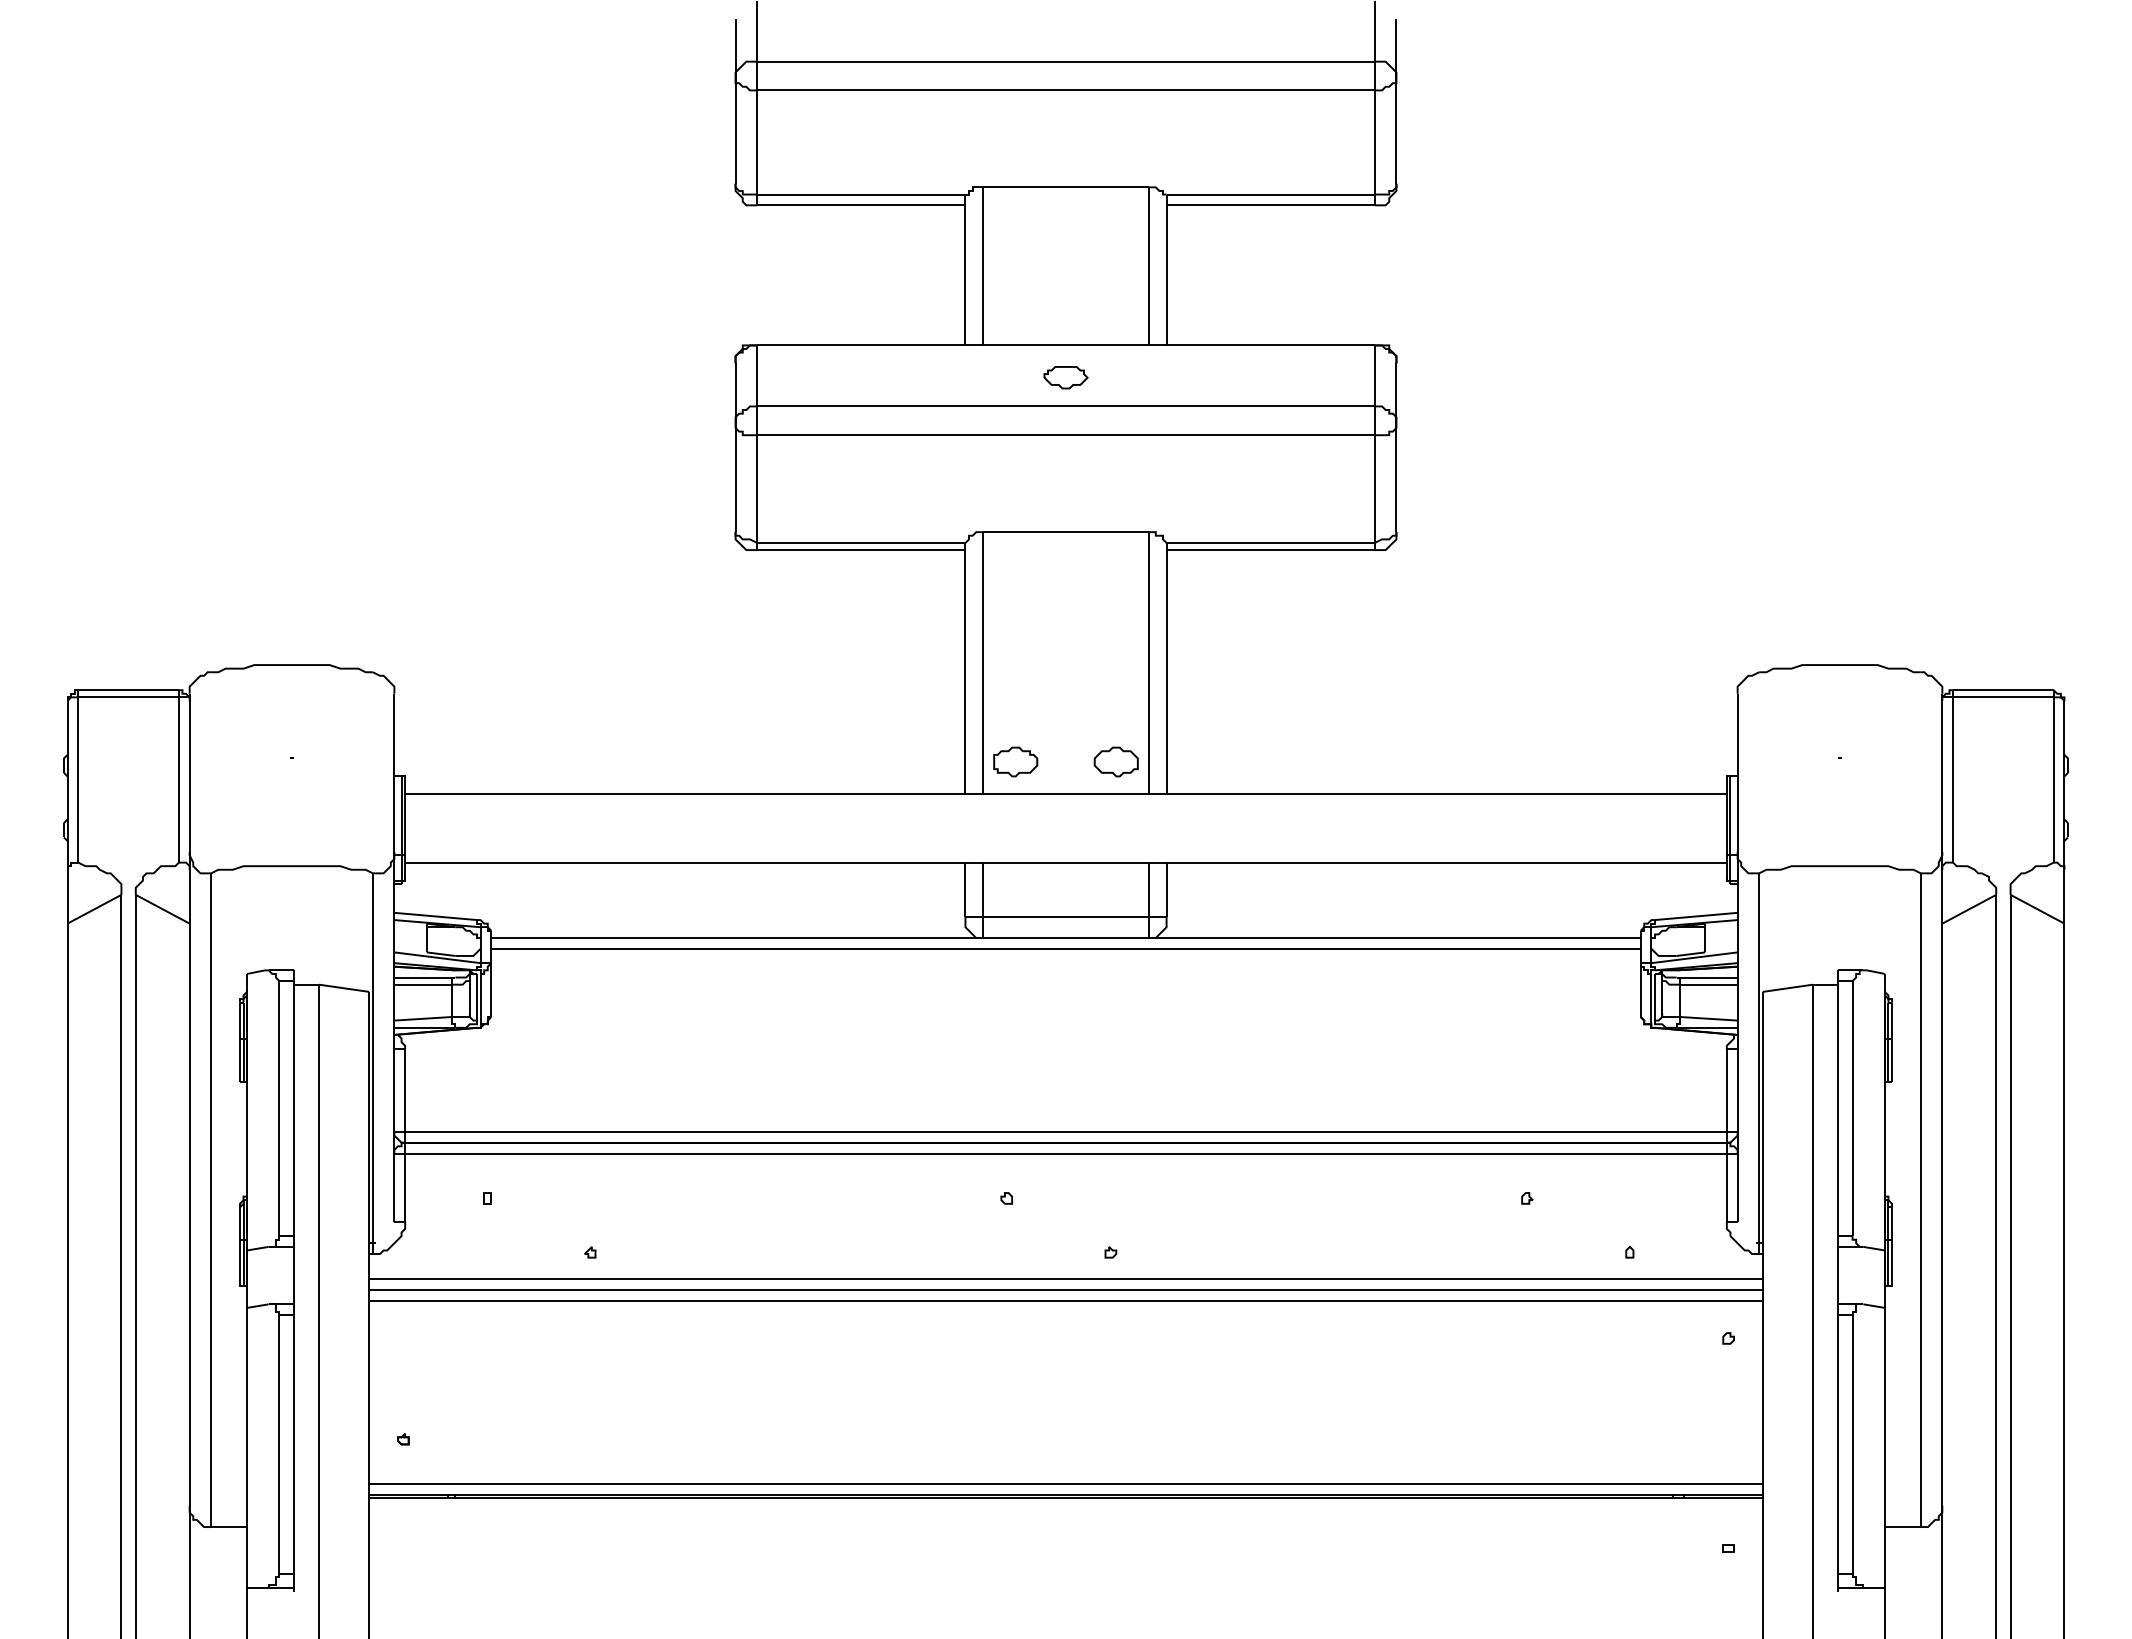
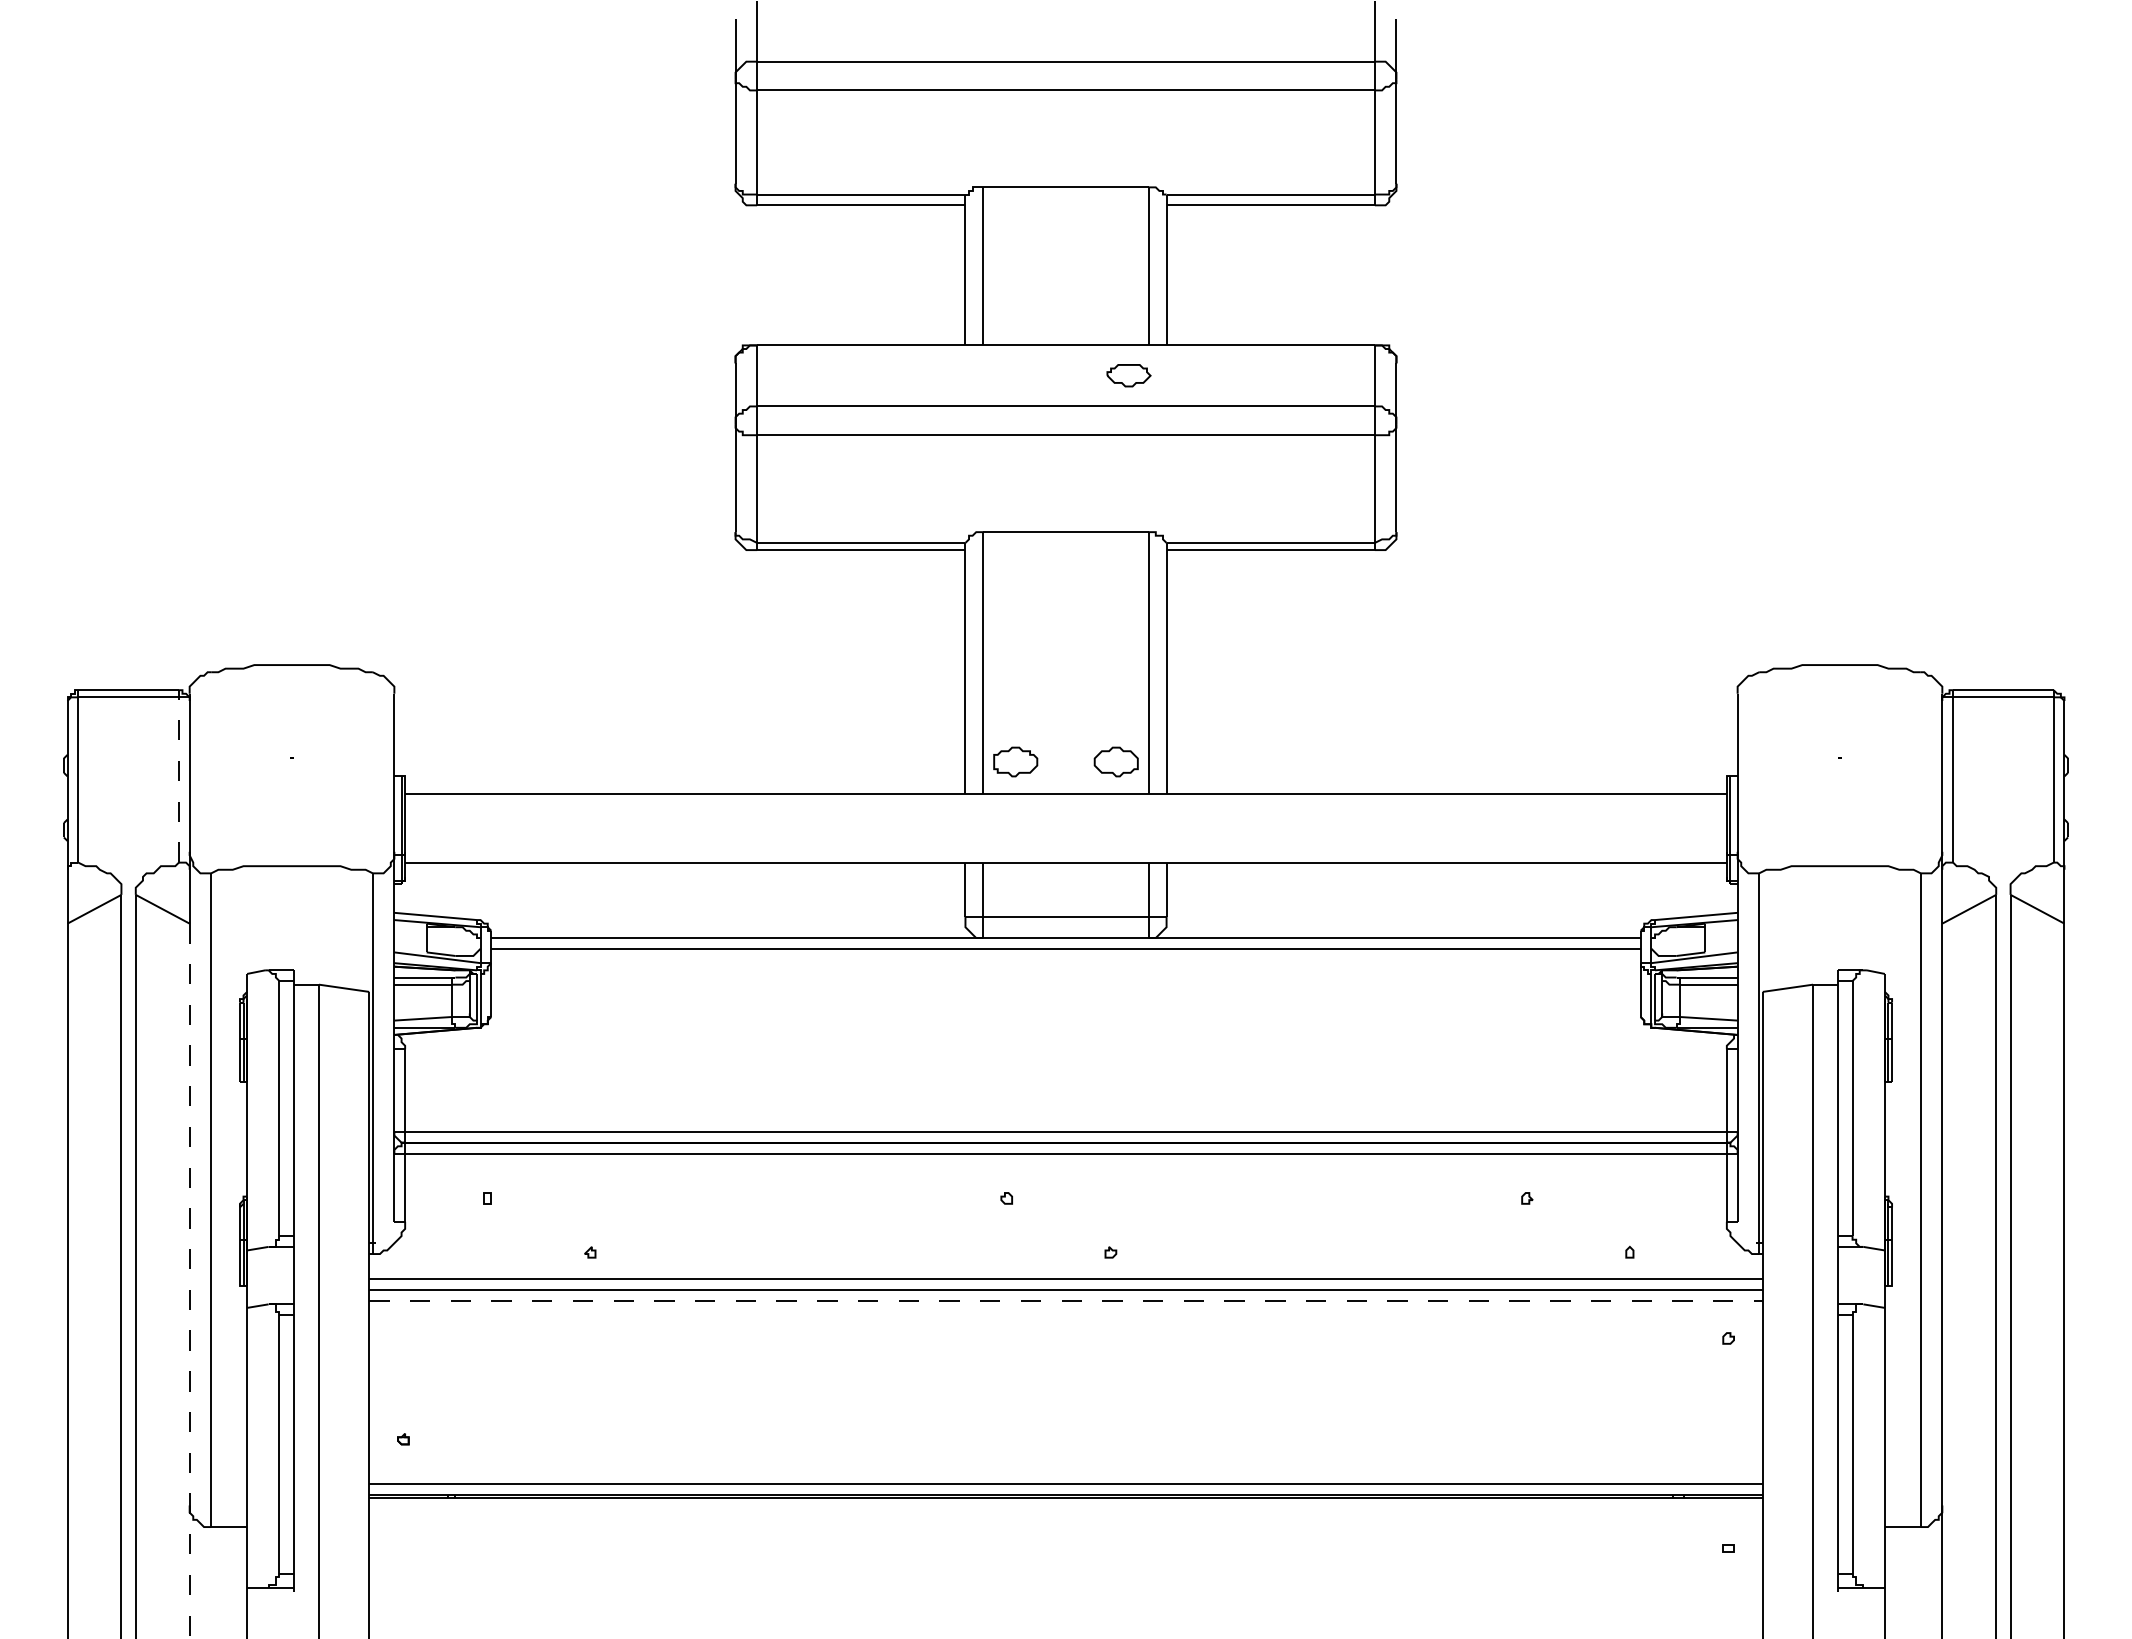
part position: (1065, 377) -> (1128, 375) (1128, 375)
line: solid -> dashed (178, 779)
line: solid -> dashed (189, 1280)
line: solid -> dashed (1066, 1300)
